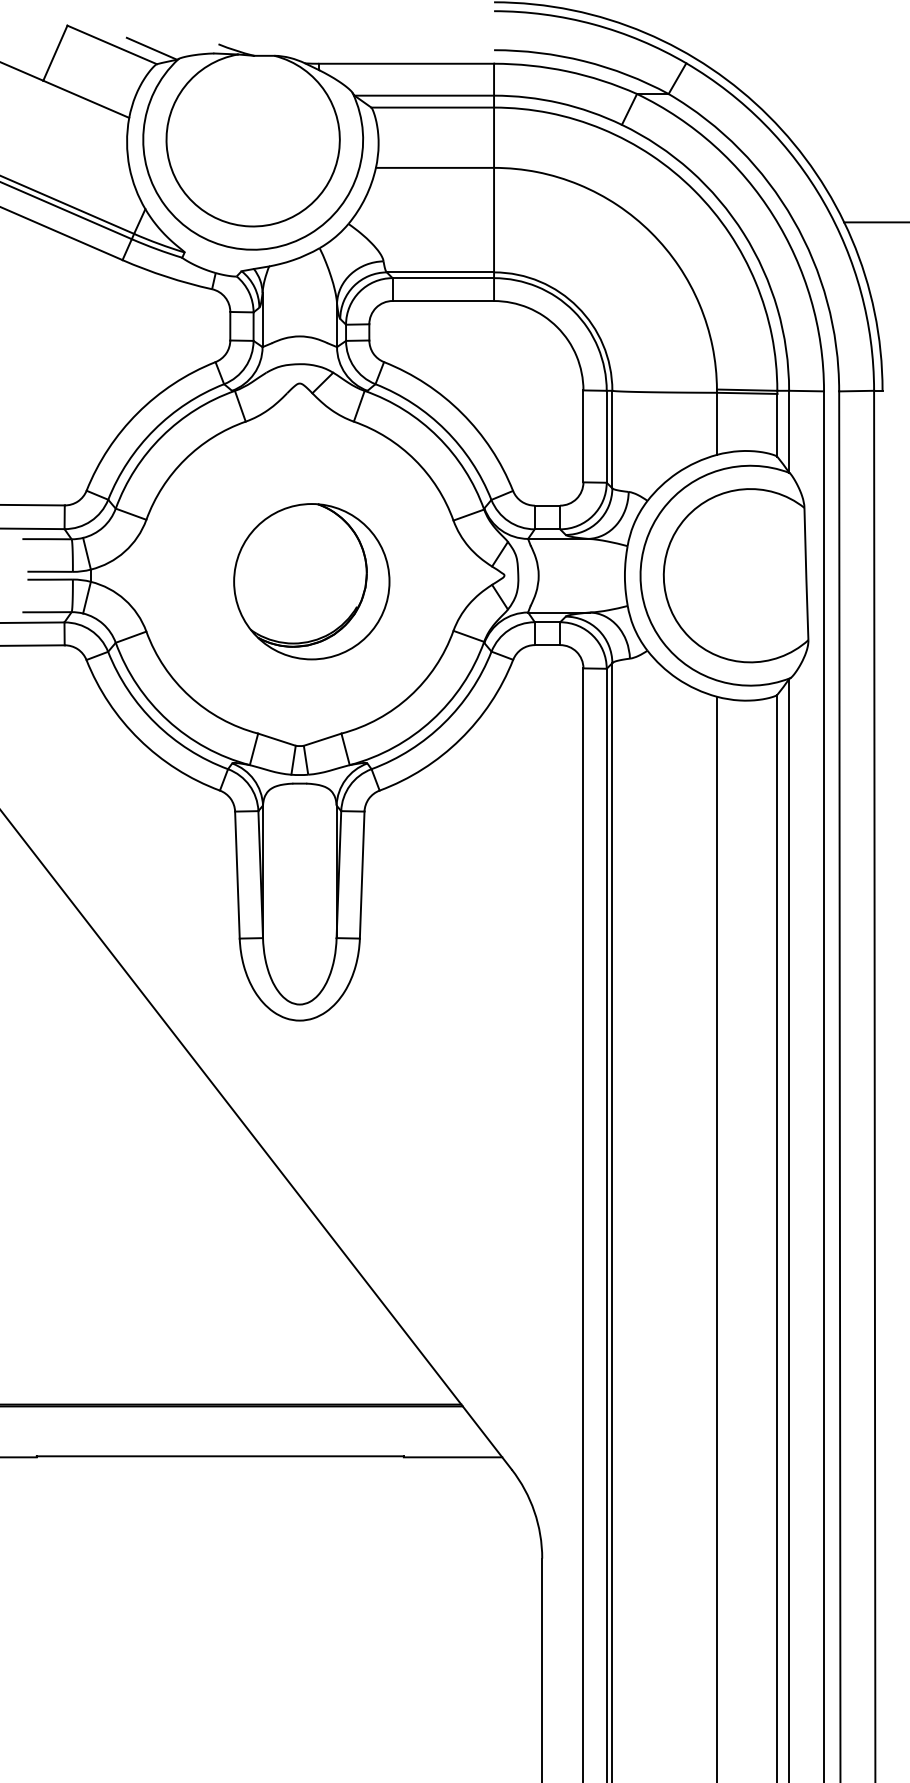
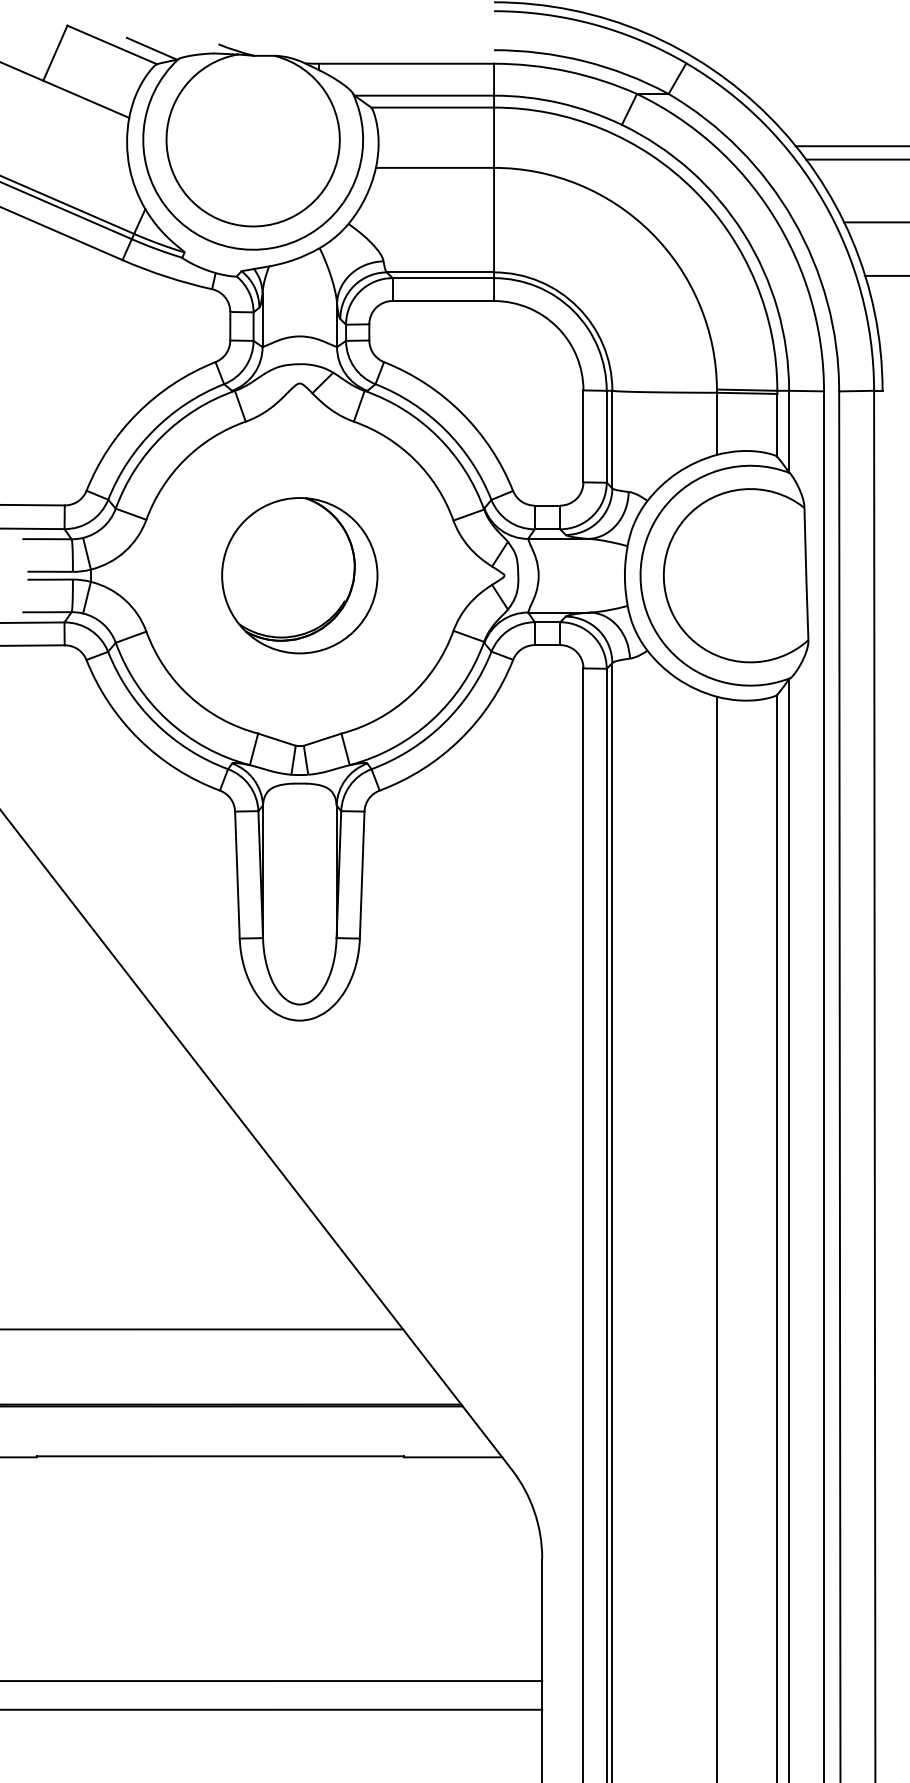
line: none -> present (850, 146)
line: none -> present (855, 159)
line: none -> present (885, 275)
part position: (311, 581) -> (299, 575) (299, 575)
line: none -> present (202, 1329)
line: none -> present (272, 1681)
line: none -> present (272, 1709)
